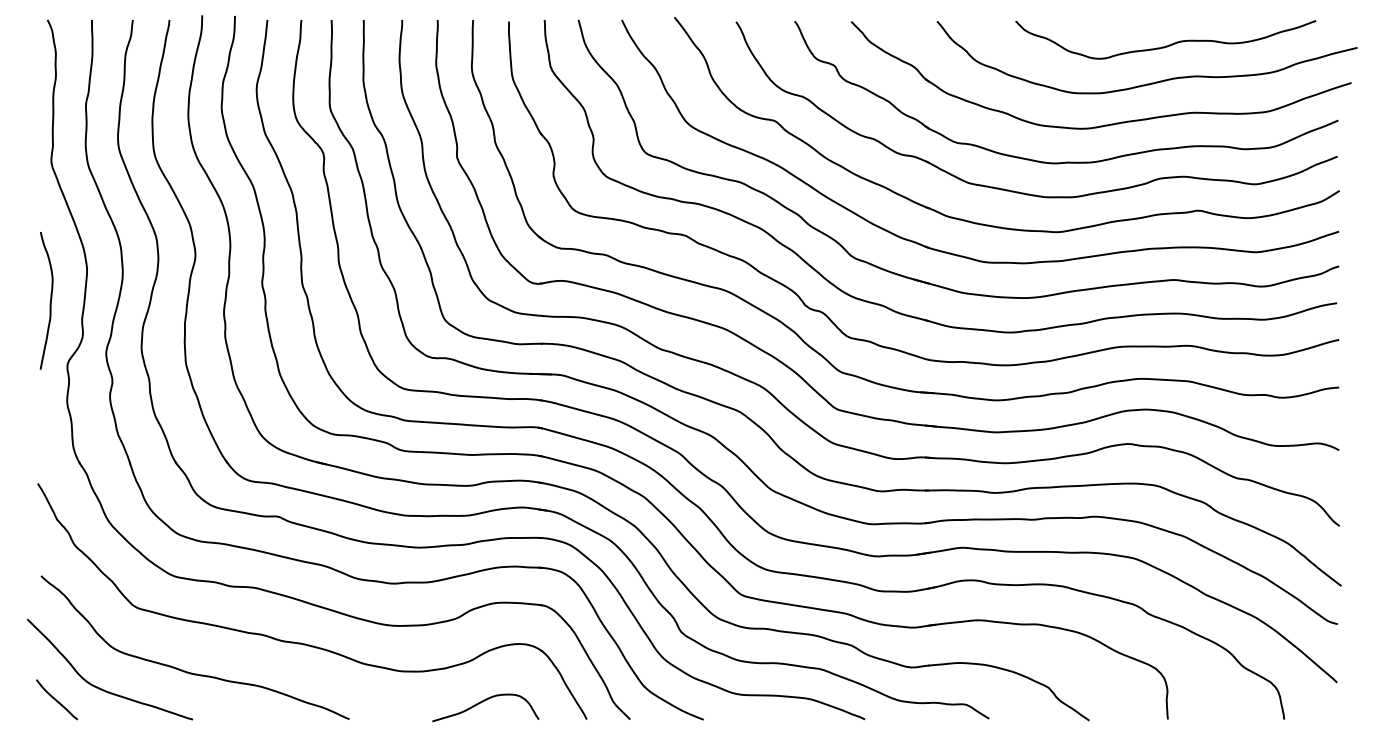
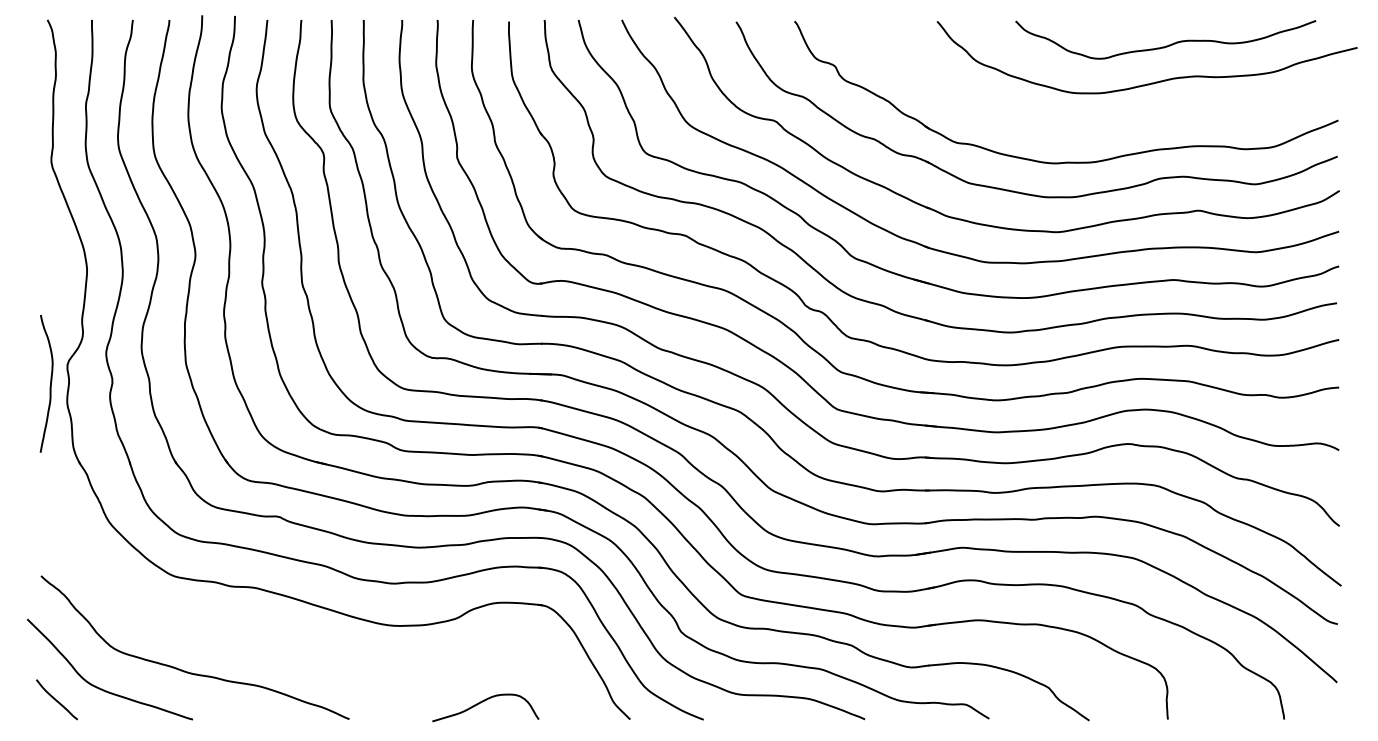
part: present -> none (1110, 123)
curve position: (50, 300) -> (50, 383) (50, 383)
part: present -> none (301, 642)
